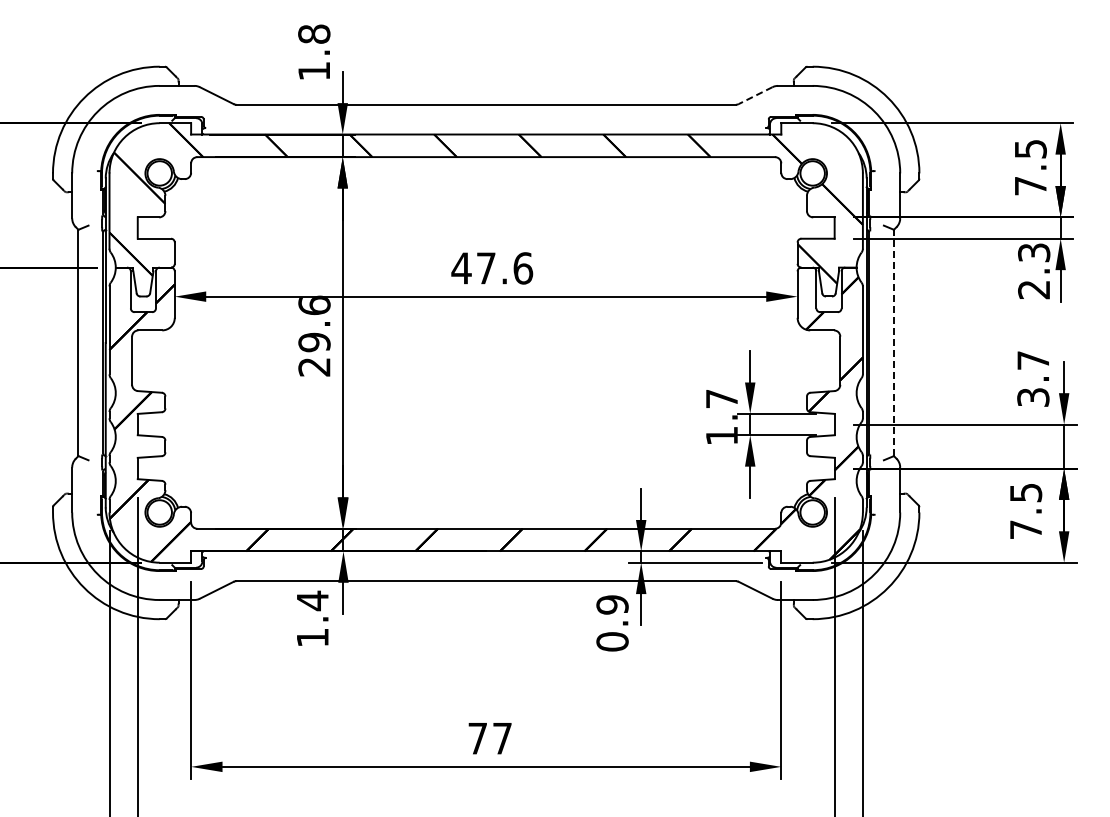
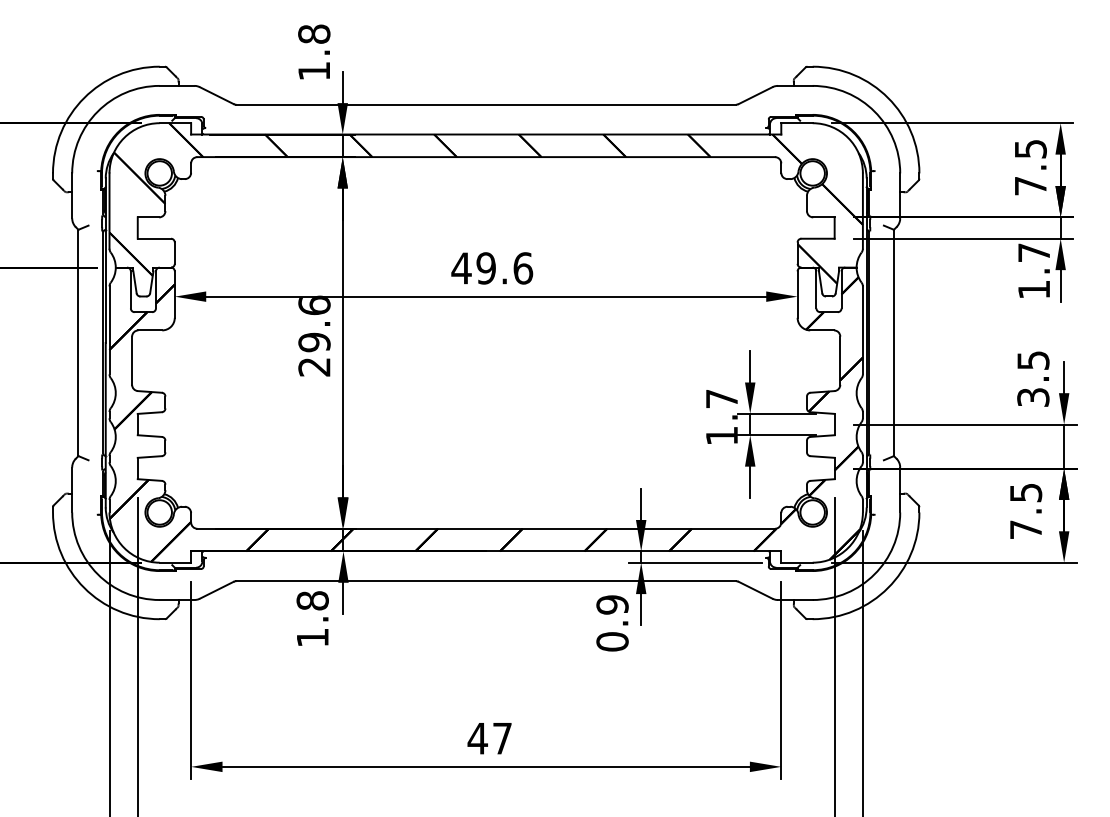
line: dashed -> solid (755, 95)
text: 47.6 -> 49.6 (485, 268)
text: 2.3 -> 1.7 (1034, 271)
line: dashed -> solid (893, 342)
text: 3.7 -> 3.5 (1033, 360)
text: 1.4 -> 1.8 (312, 600)
text: 77 -> 47 (477, 738)
